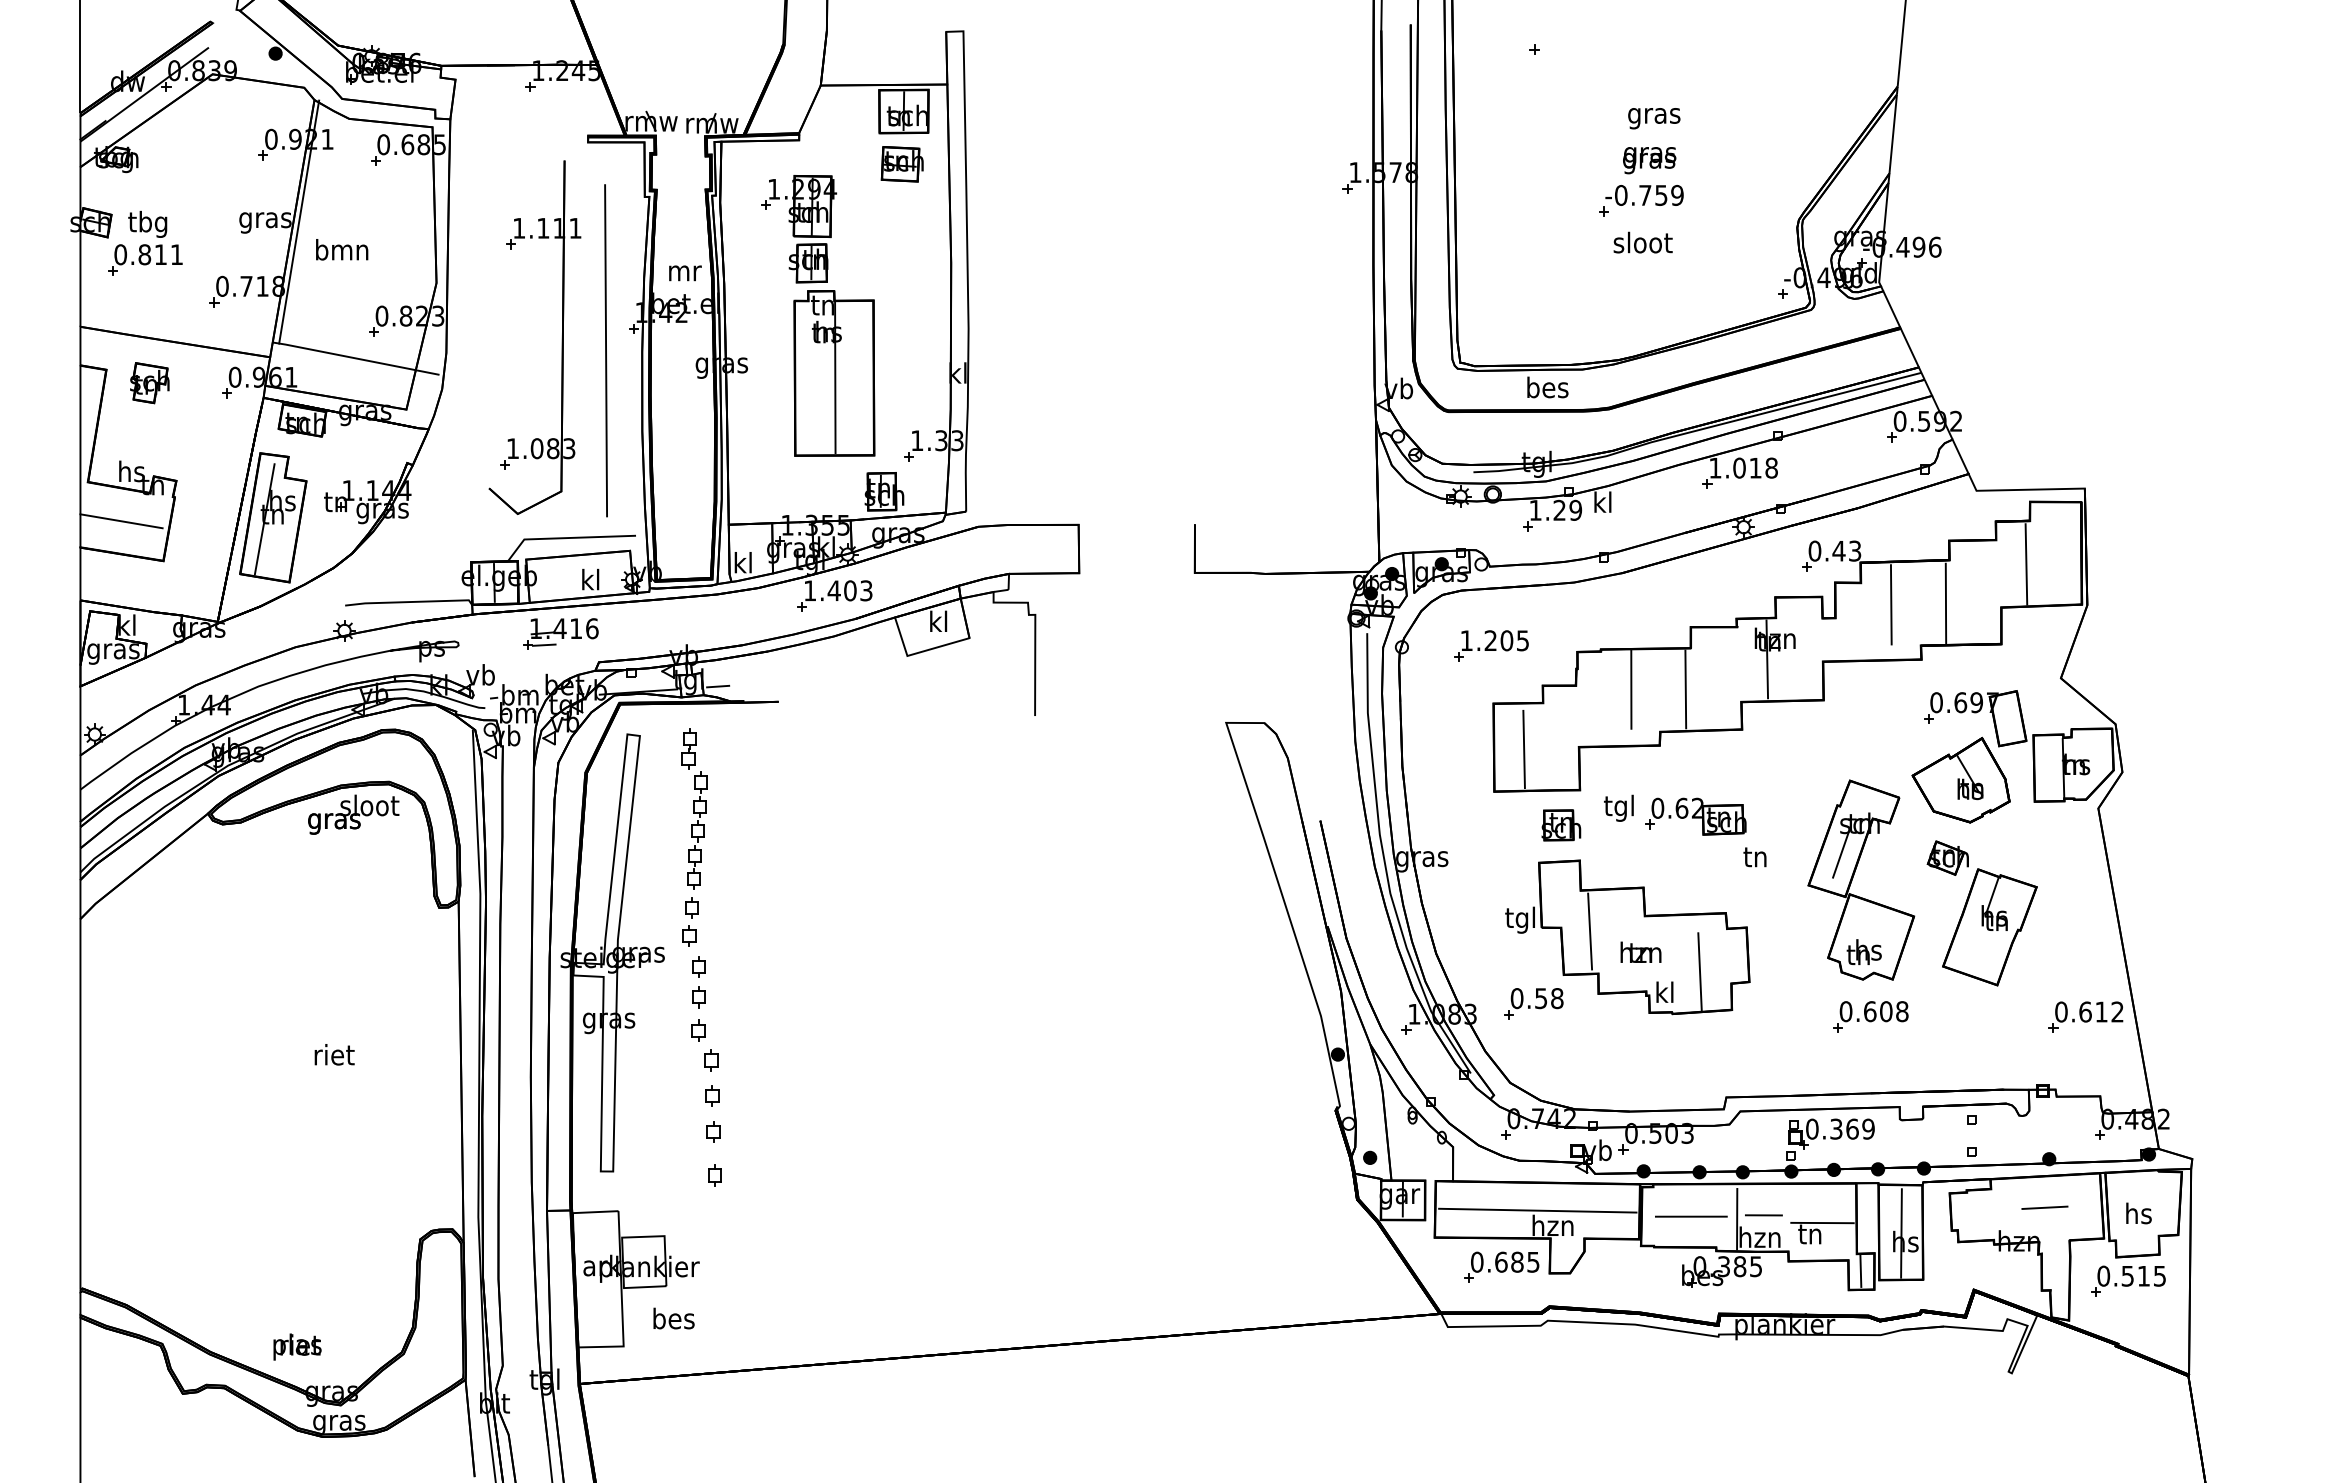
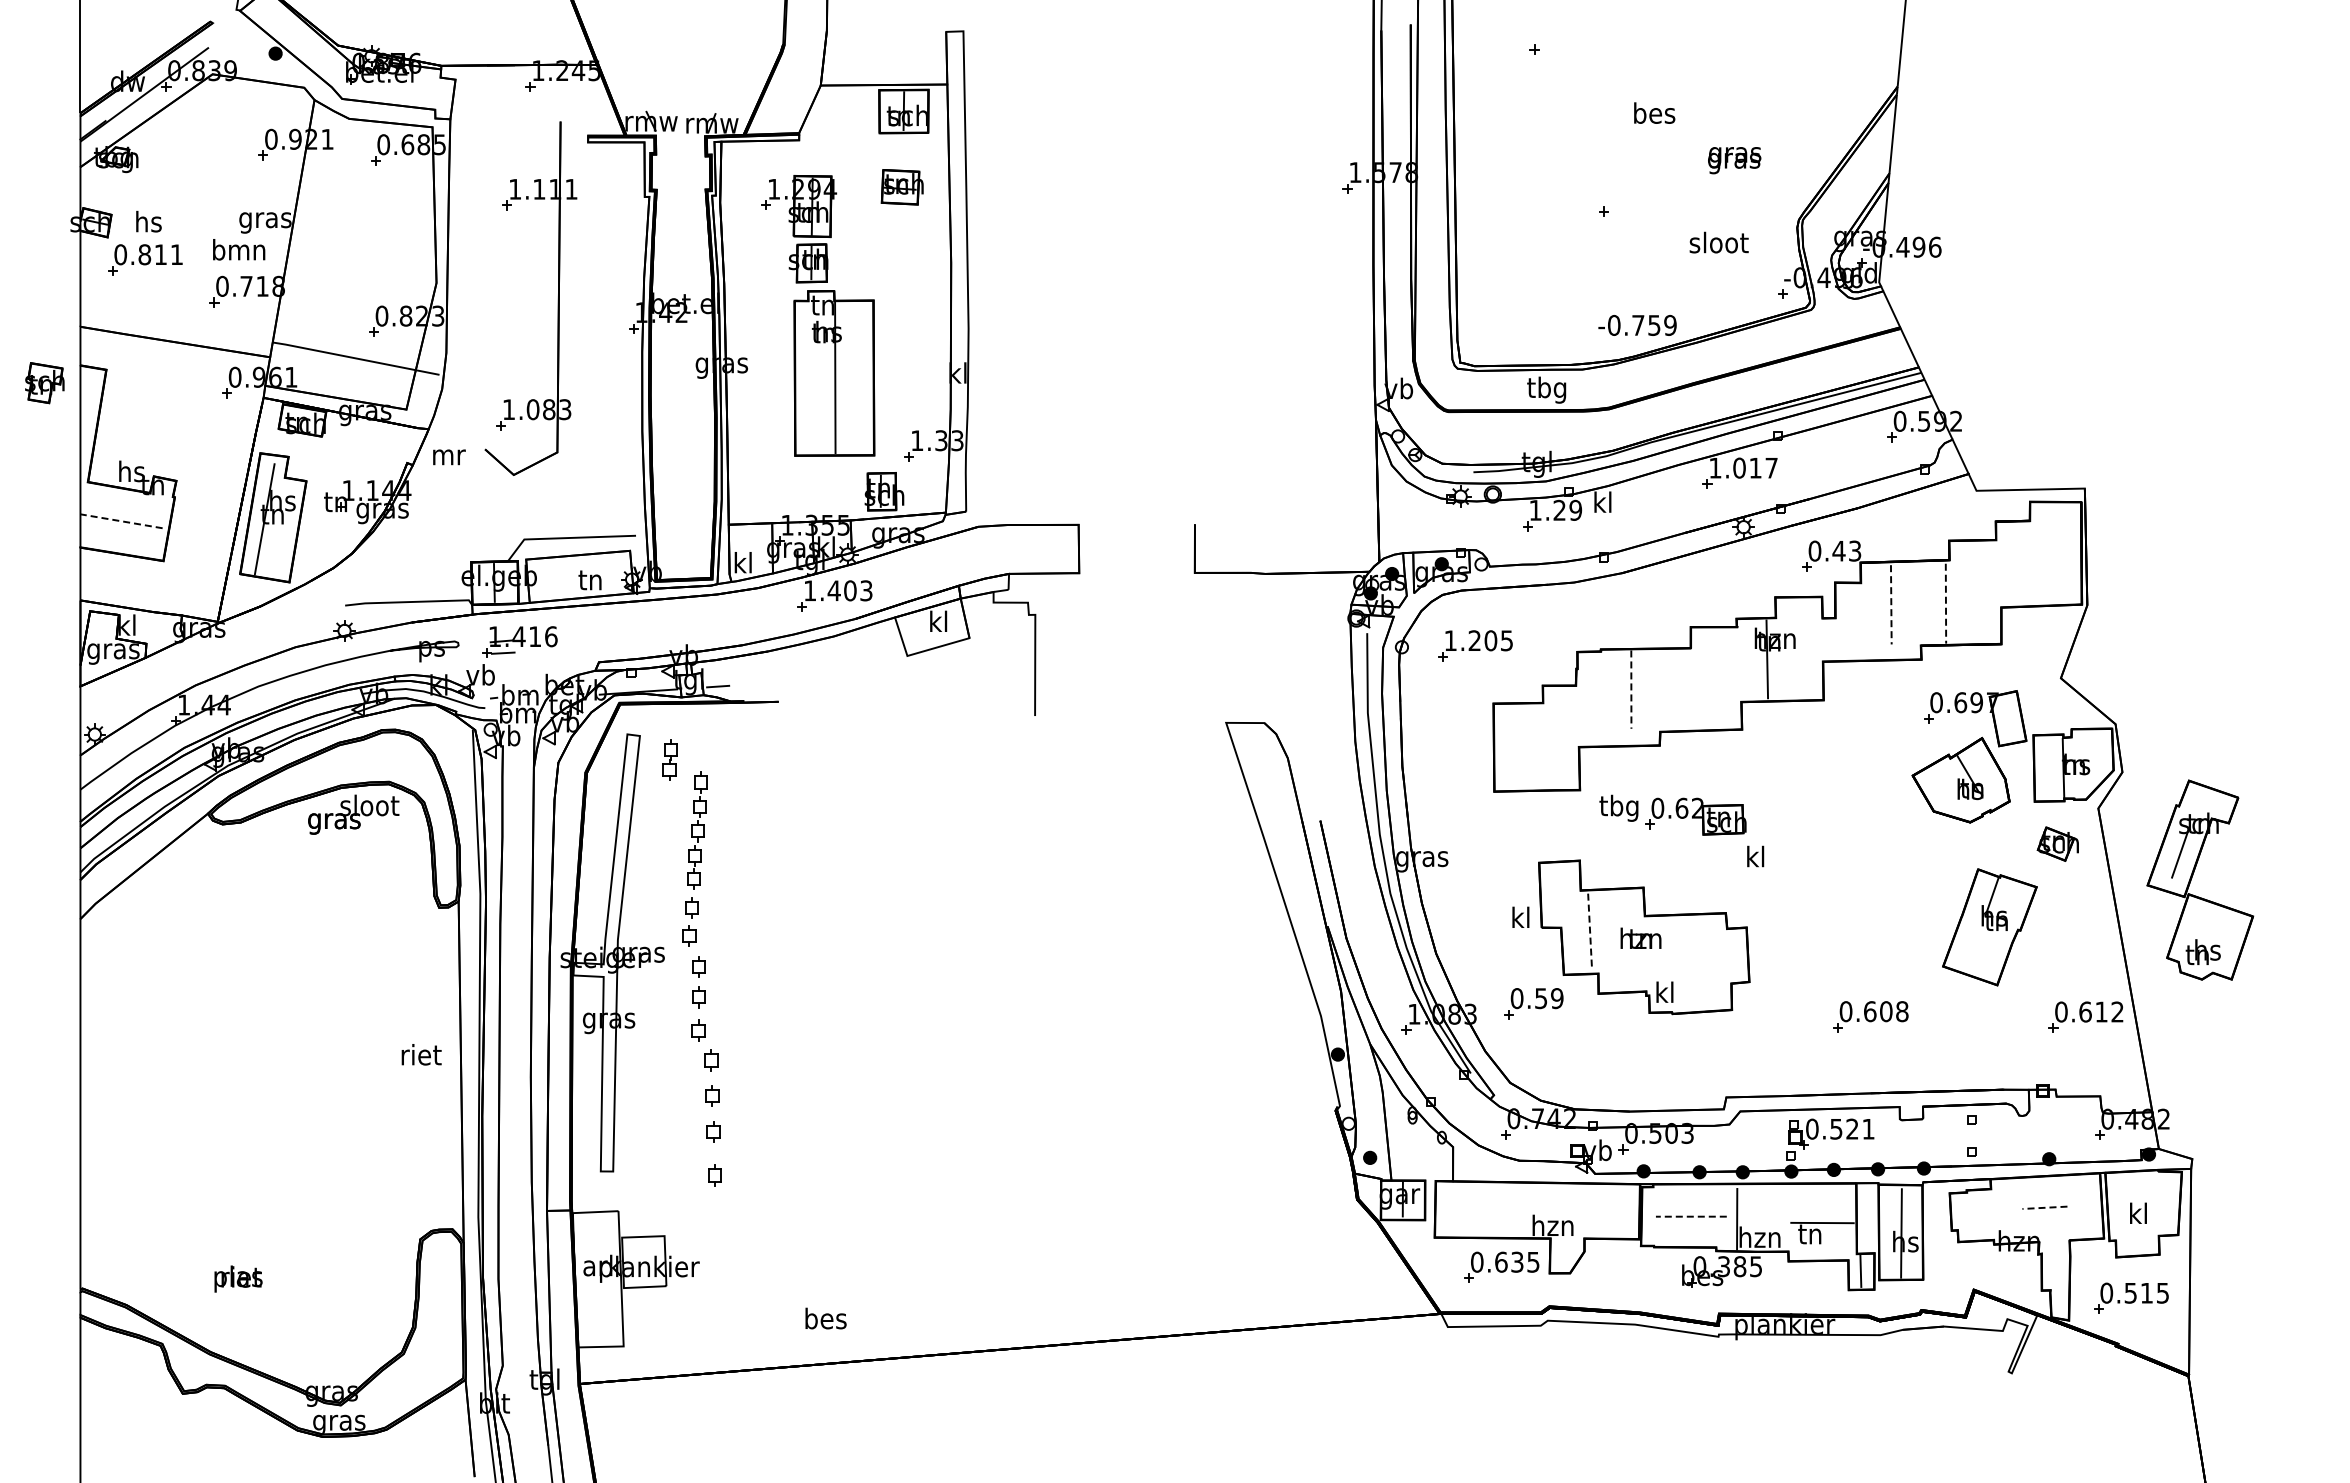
text: gras -> bes (1654, 115)
text position: (1649, 160) -> (1734, 160) (1734, 160)
part position: (901, 164) -> (901, 187) (901, 187)
text position: (1644, 195) -> (1637, 325) (1637, 325)
line: present -> none (299, 221)
text: tbg -> hs (147, 223)
text position: (1642, 242) -> (1718, 242) (1718, 242)
text position: (342, 249) -> (239, 249) (239, 249)
text position: (685, 273) -> (449, 457) (449, 457)
part position: (561, 337) -> (557, 298) (557, 298)
line: present -> none (606, 350)
part position: (149, 383) -> (44, 383) (44, 383)
text: bes -> tbg (1547, 389)
text: 1.018 -> 1.017 (1771, 467)
line: solid -> dashed (121, 521)
line: present -> none (2026, 564)
text: kl -> tn (589, 579)
line: solid -> dashed (1945, 603)
line: solid -> dashed (1891, 604)
part position: (560, 633) -> (519, 641) (519, 641)
part position: (1491, 645) -> (1475, 645) (1475, 645)
line: present -> none (1685, 689)
line: solid -> dashed (1631, 690)
part position: (688, 748) -> (669, 759) (669, 759)
line: present -> none (1523, 749)
text: tgl -> tbg (1618, 807)
part: present -> none (1561, 825)
text: tn -> kl (1754, 856)
part position: (1947, 857) -> (2057, 843) (2057, 843)
part position: (1854, 875) -> (2193, 875) (2193, 875)
text: tgl -> kl (1519, 919)
line: solid -> dashed (1590, 931)
text position: (1640, 951) -> (1640, 937) (1640, 937)
line: present -> none (1699, 971)
text: 0.58 -> 0.59 (1557, 998)
text position: (334, 1054) -> (421, 1054) (421, 1054)
text: 0.369 -> 0.521 (1852, 1128)
line: solid -> dashed (2044, 1207)
line: present -> none (1537, 1210)
text: hs -> kl (2138, 1213)
line: present -> none (1763, 1215)
line: solid -> dashed (1690, 1216)
text: 0.685 -> 0.635 (1517, 1261)
part position: (2128, 1280) -> (2131, 1297) (2131, 1297)
text position: (673, 1318) -> (825, 1318) (825, 1318)
text position: (297, 1346) -> (238, 1278) (238, 1278)
